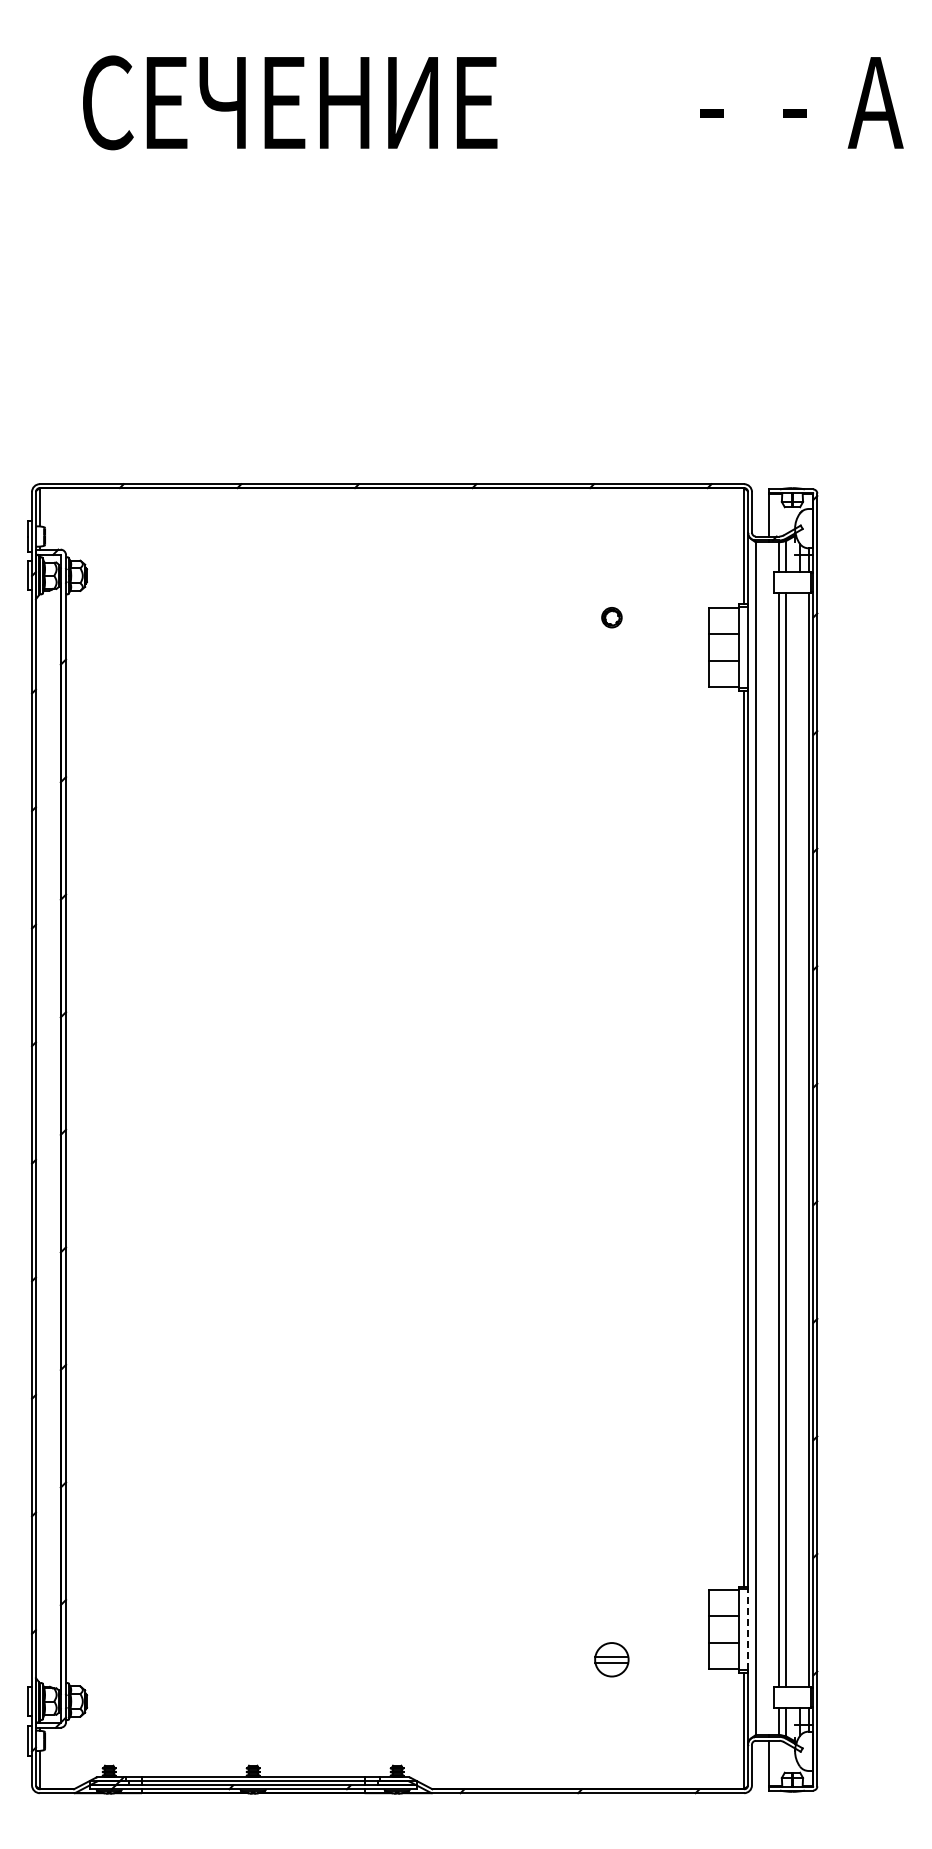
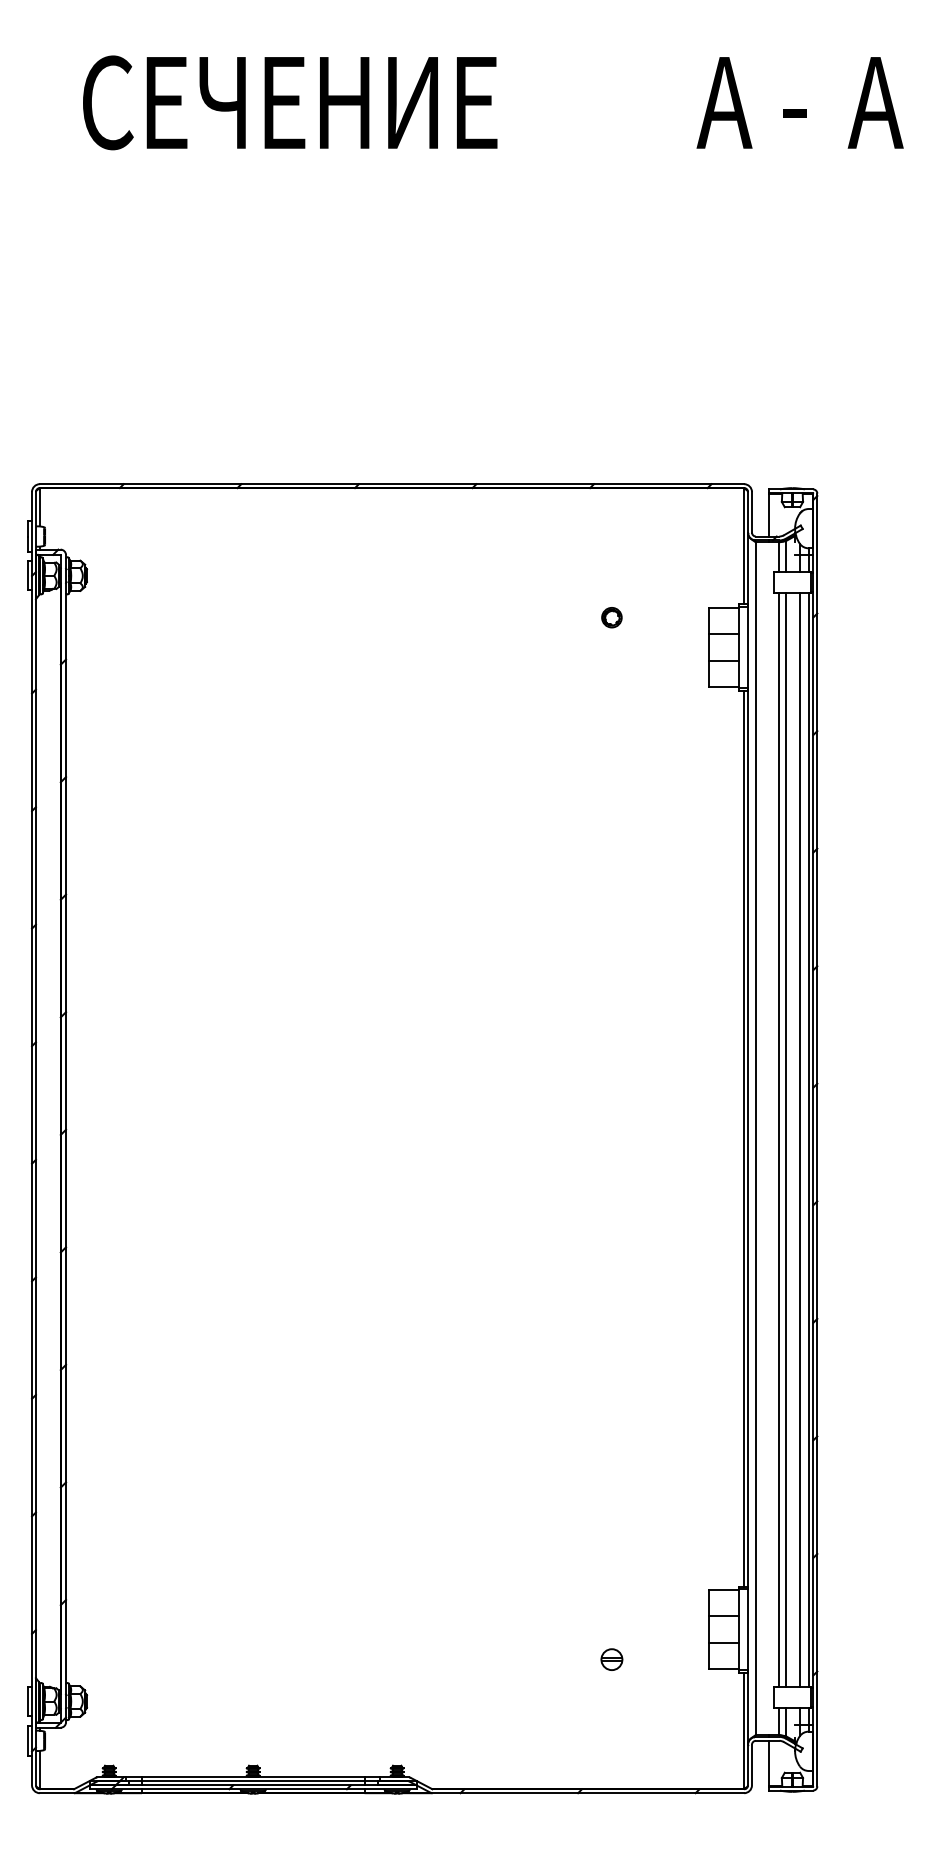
text: - -> А (724, 102)
line: none -> present (800, 1139)
line: dashed -> solid (748, 1629)
part size: 36x36 px -> 24x23 px (611, 1659)
